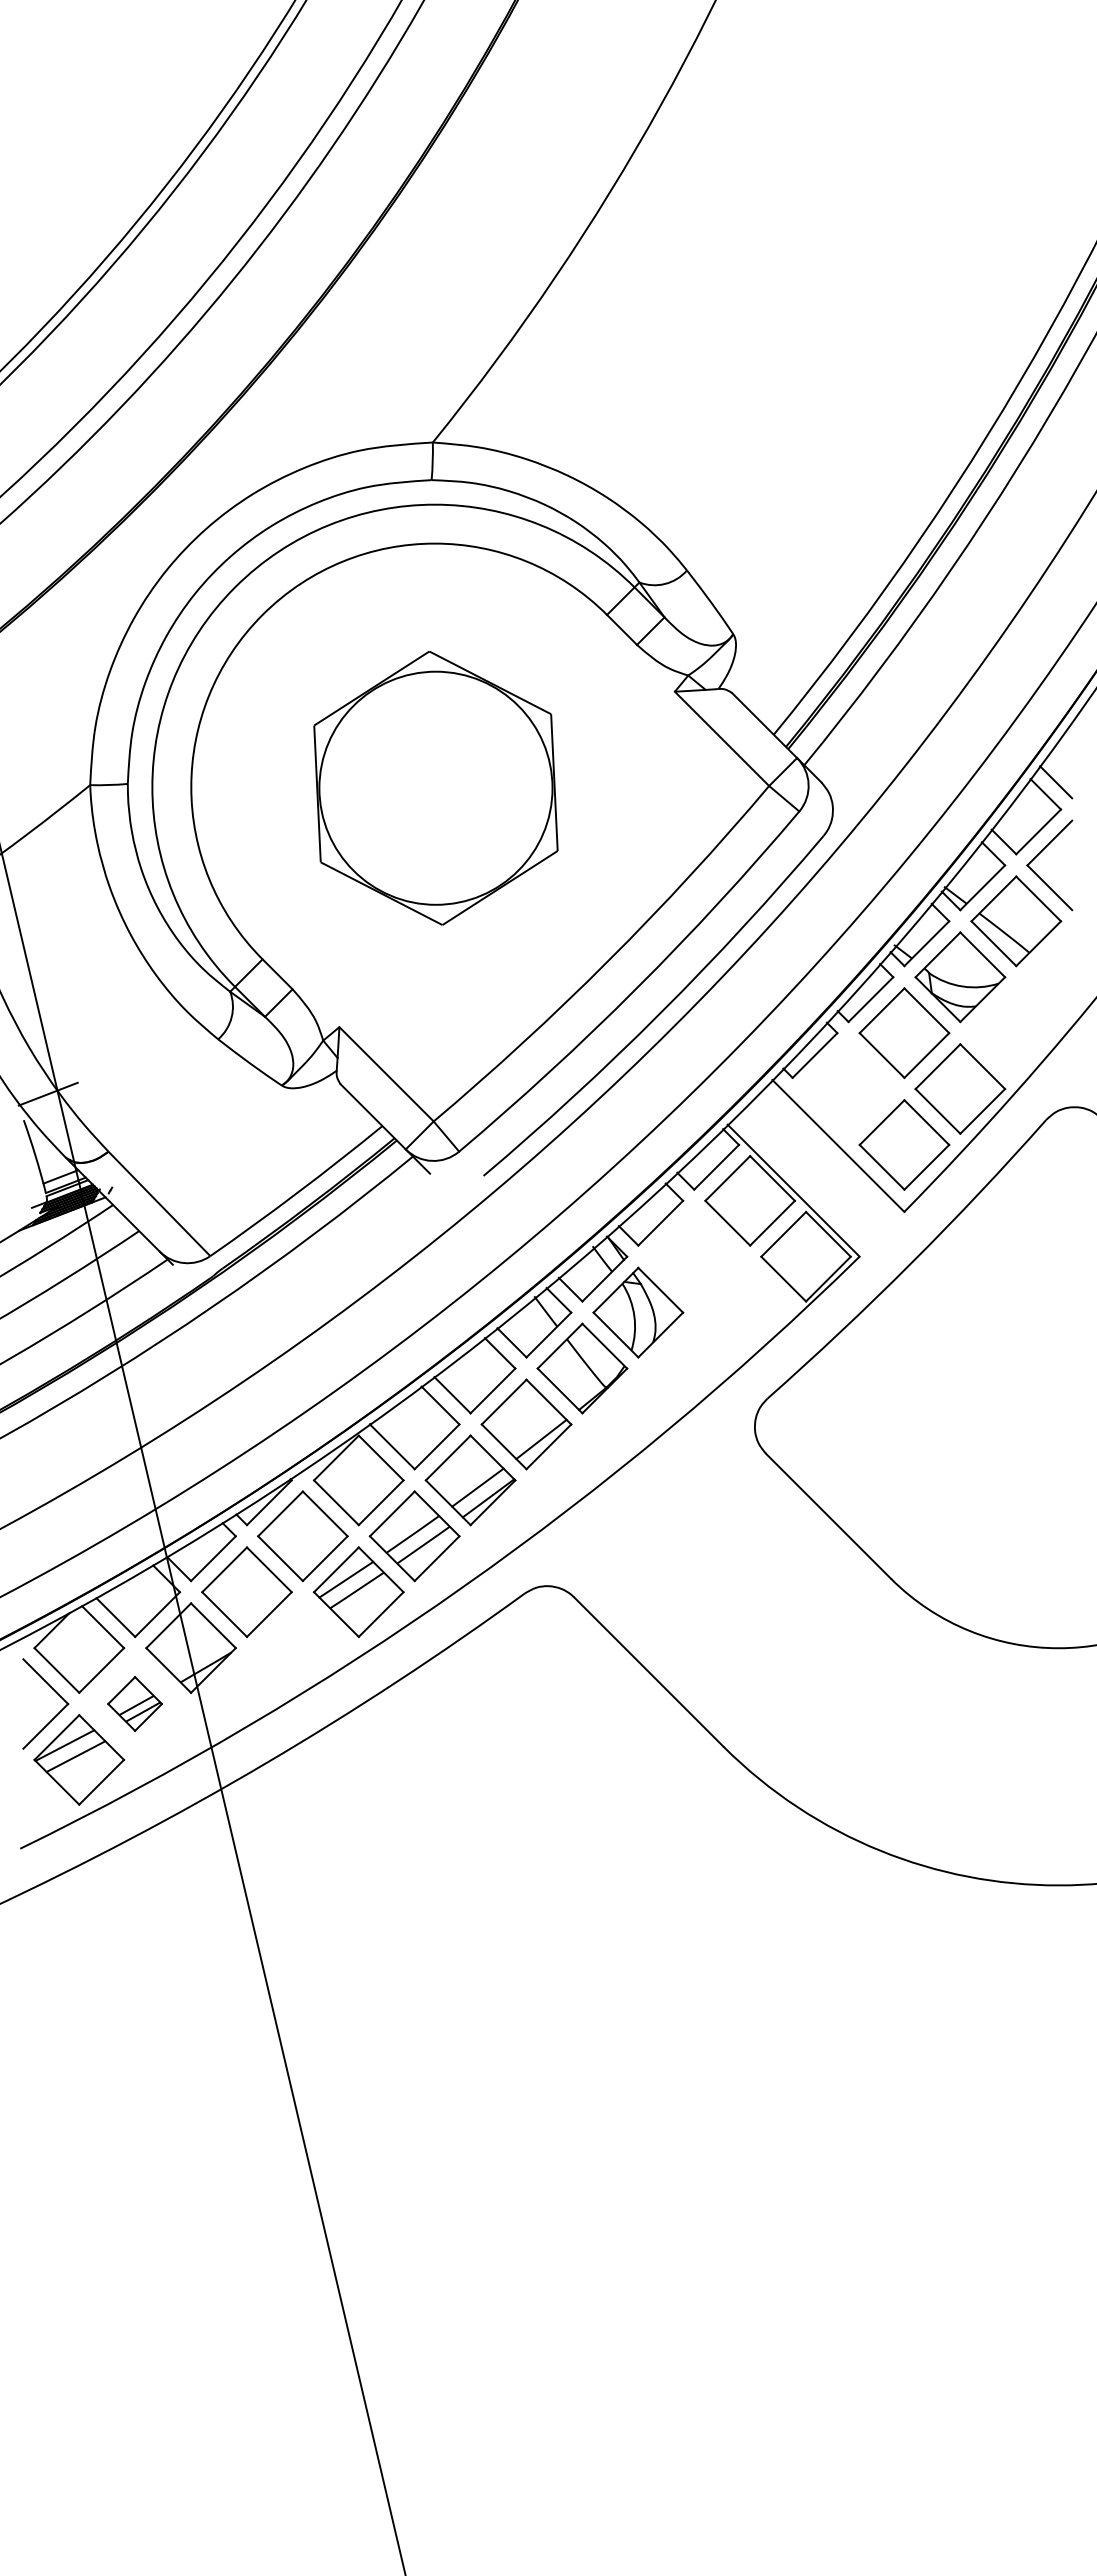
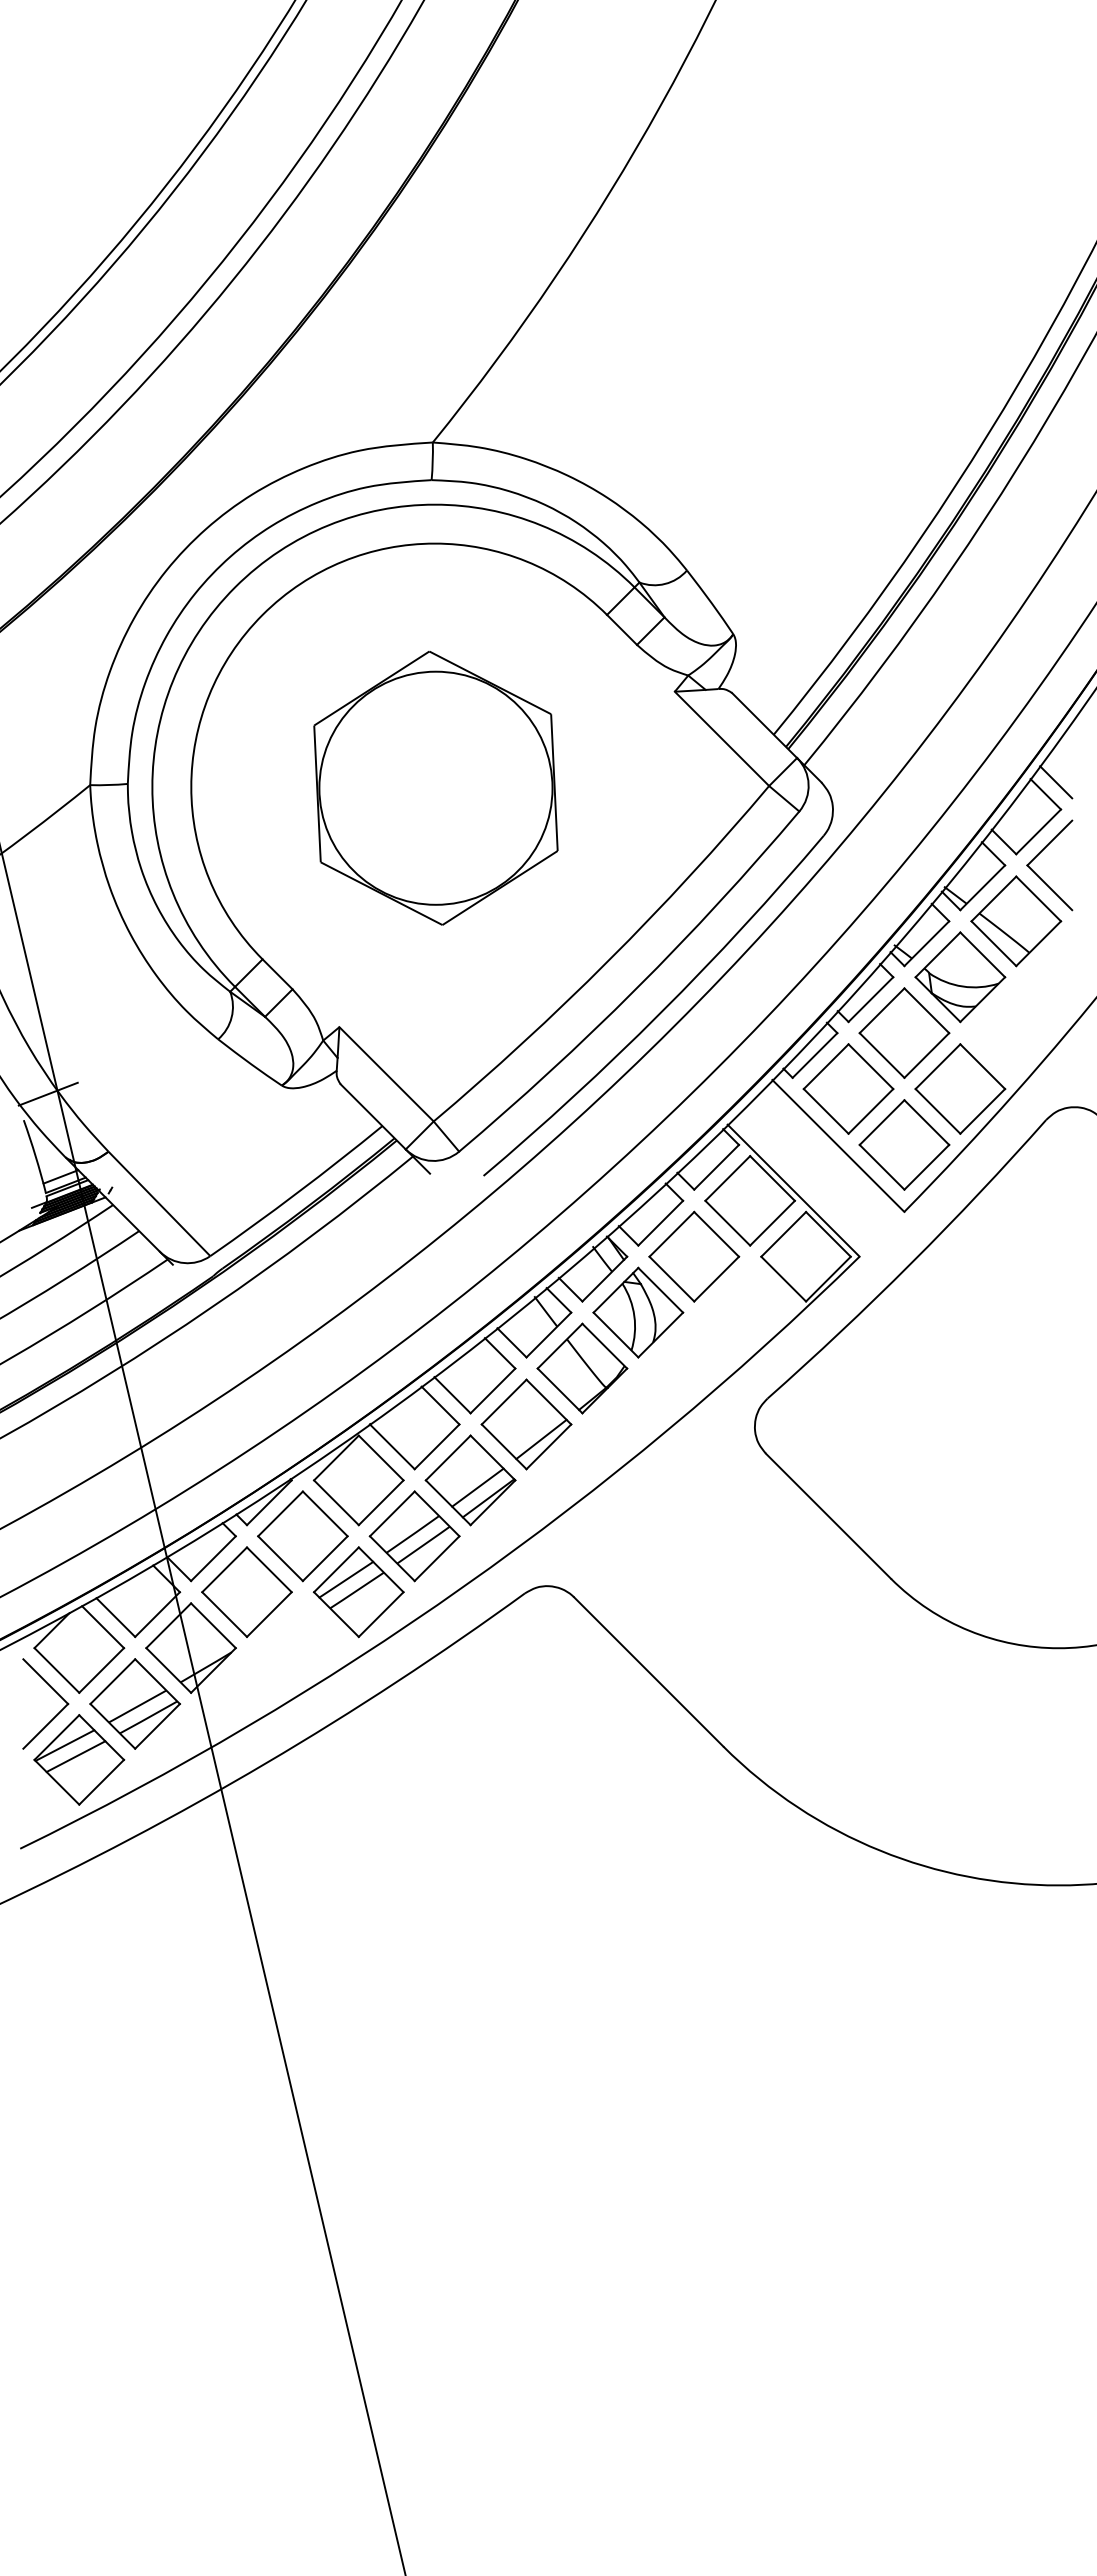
part: none -> present (848, 1088)
part: none -> present (694, 1256)
part size: 56x56 px -> 92x92 px (134, 1703)
